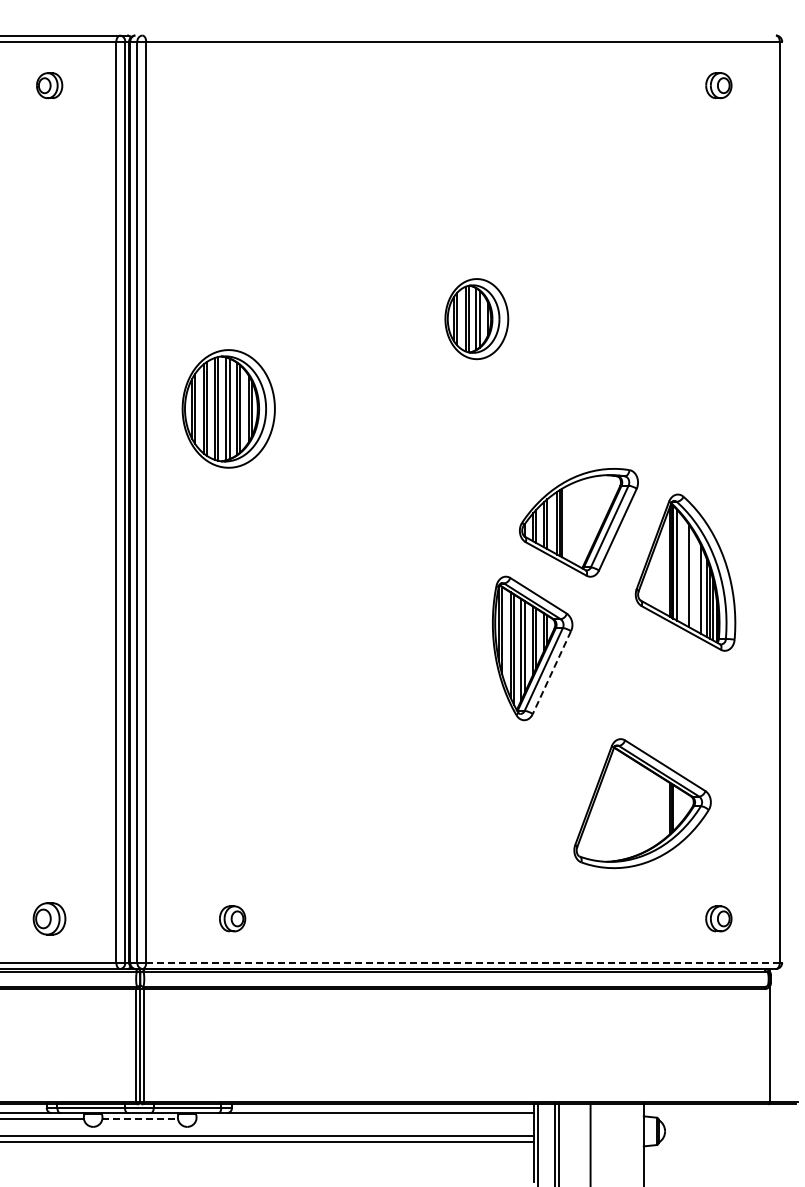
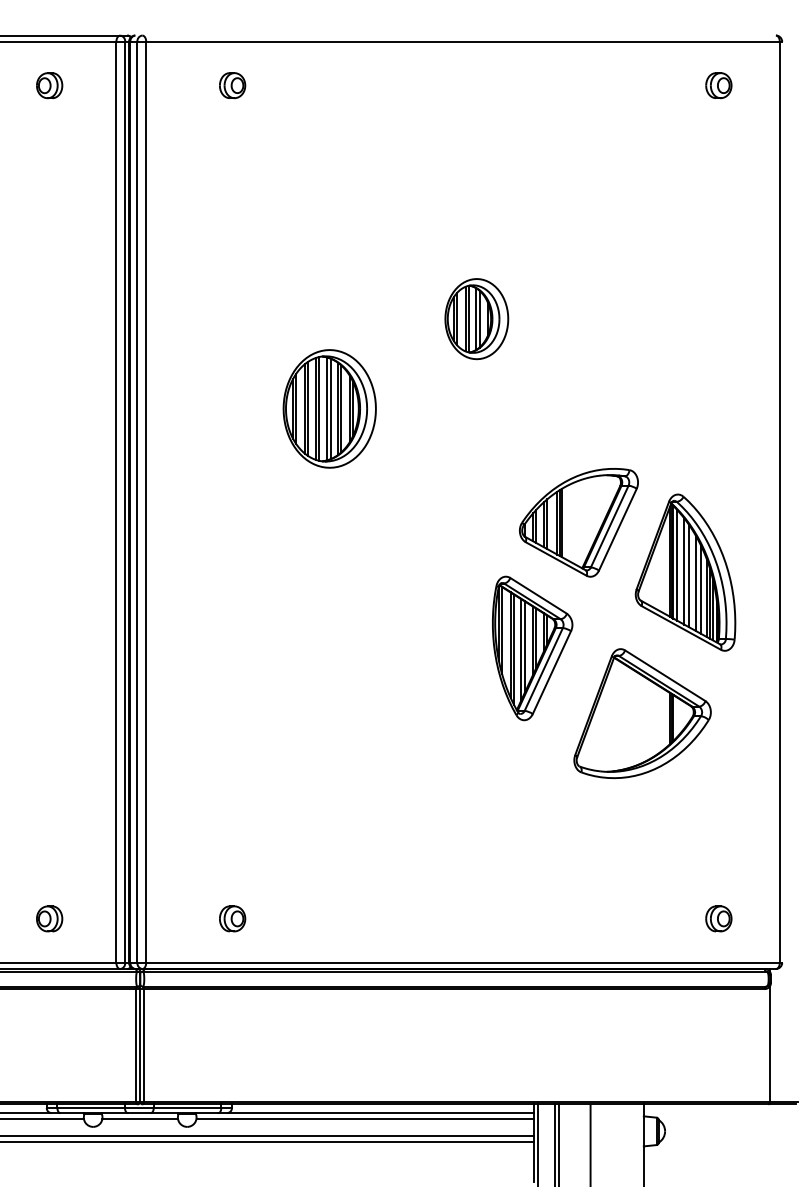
part: none -> present (232, 85)
part position: (228, 408) -> (329, 408) (329, 408)
line: none -> present (684, 571)
line: none -> present (696, 583)
line: dashed -> solid (551, 672)
part position: (642, 803) -> (642, 713) (642, 713)
part size: 35x34 px -> 28x28 px (49, 918)
line: dashed -> solid (463, 962)
line: dashed -> solid (140, 1118)
line: none -> present (365, 1118)
